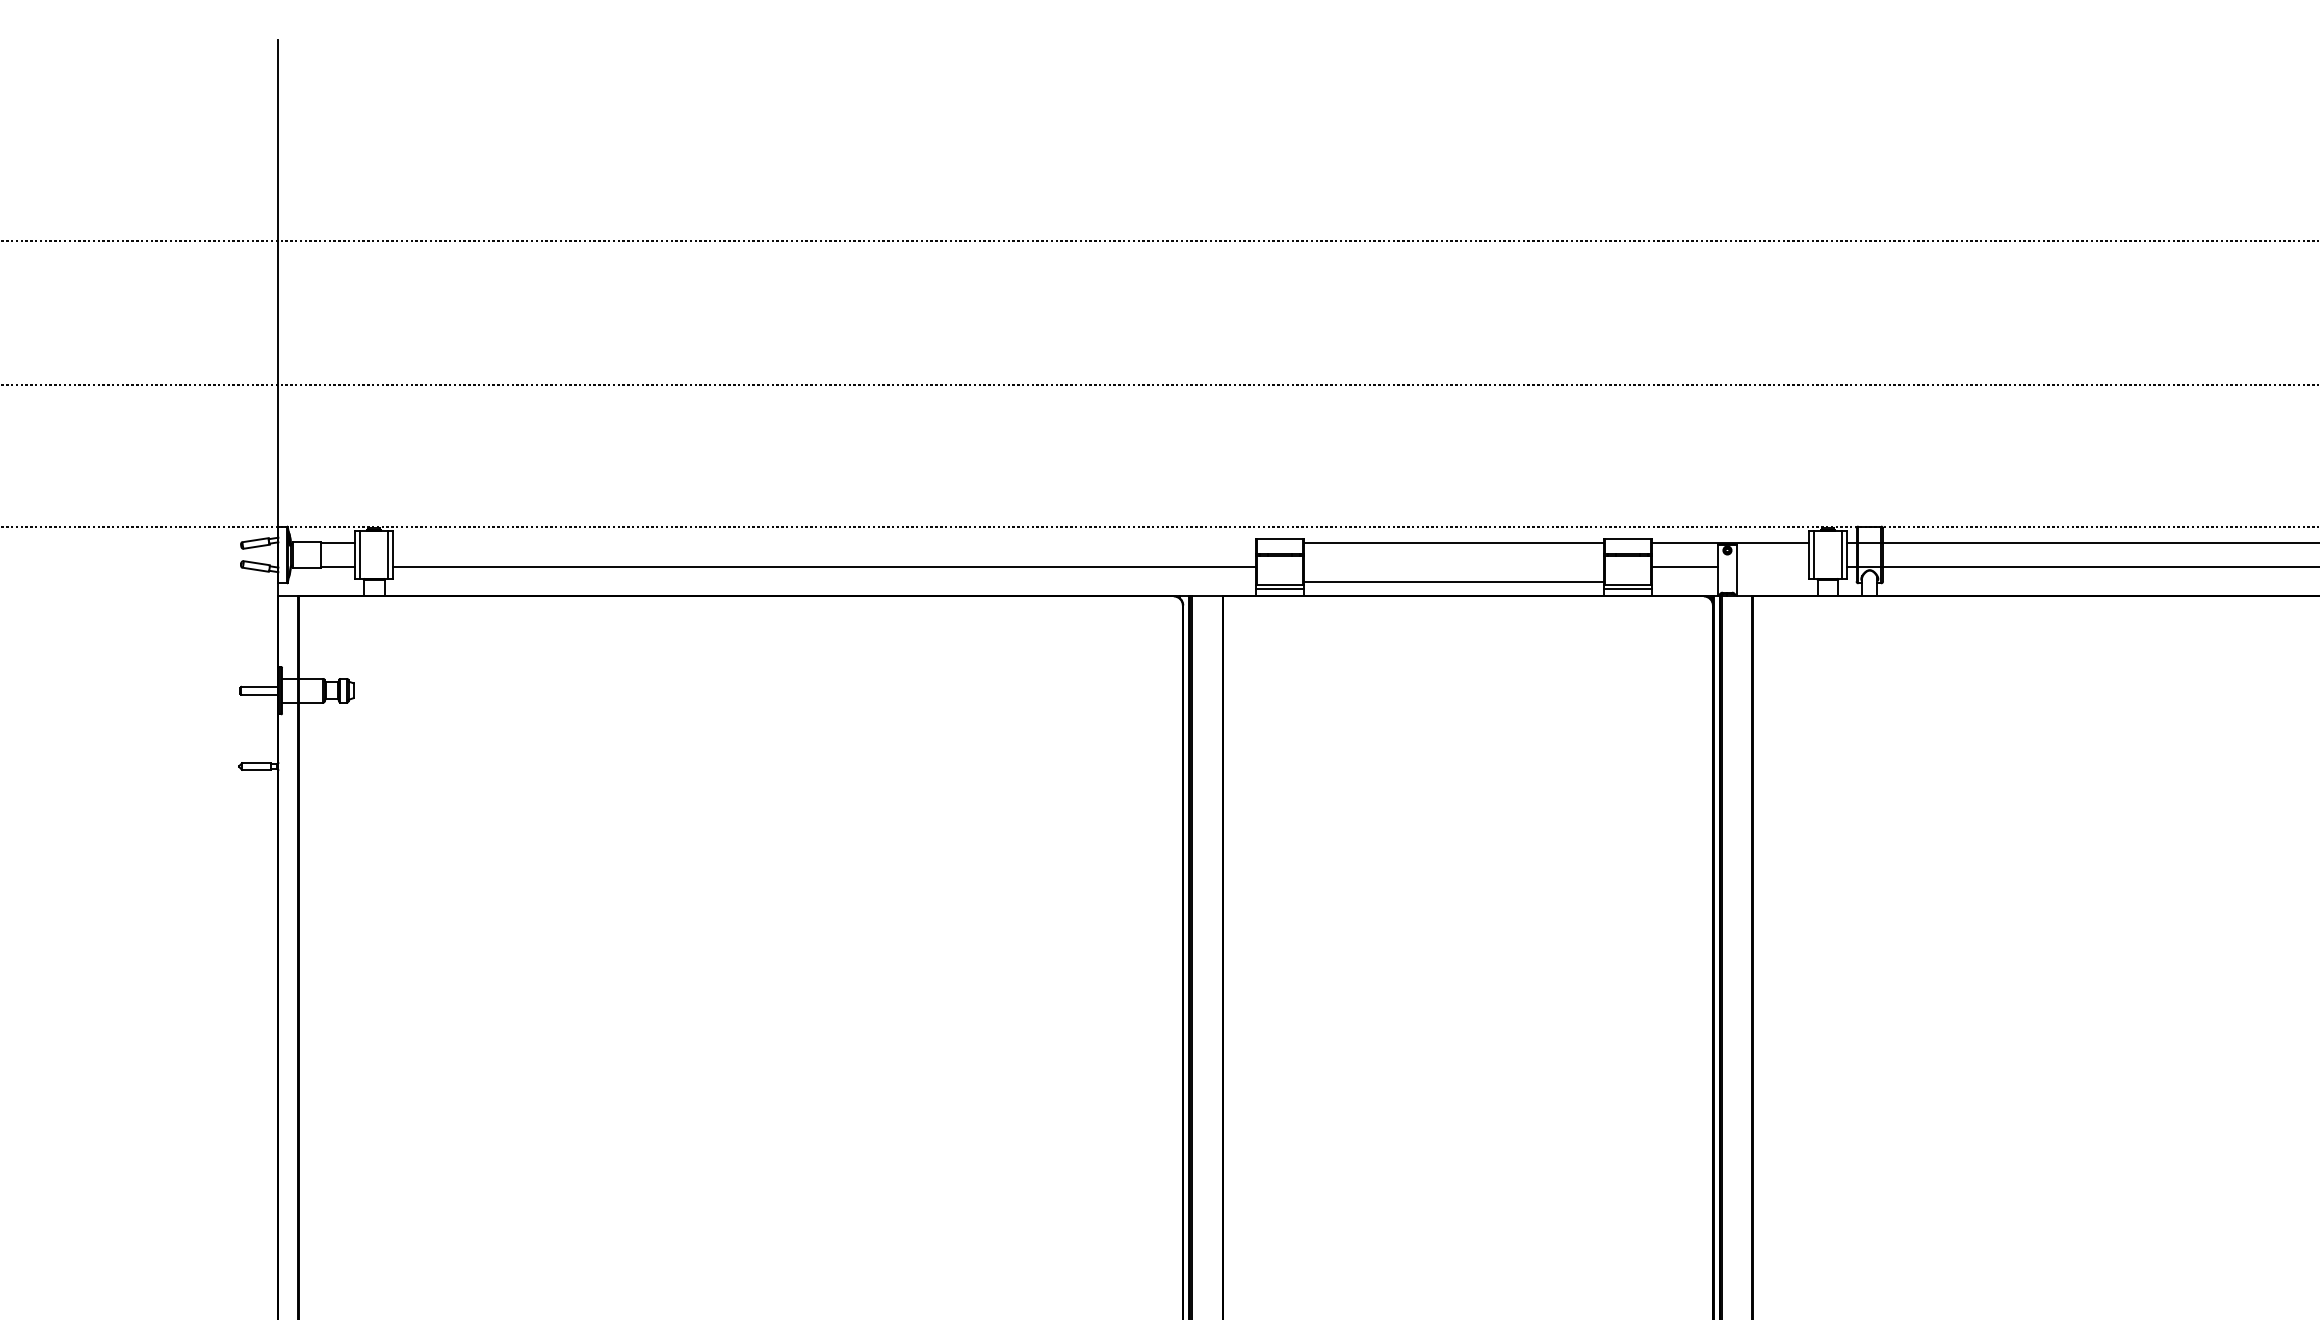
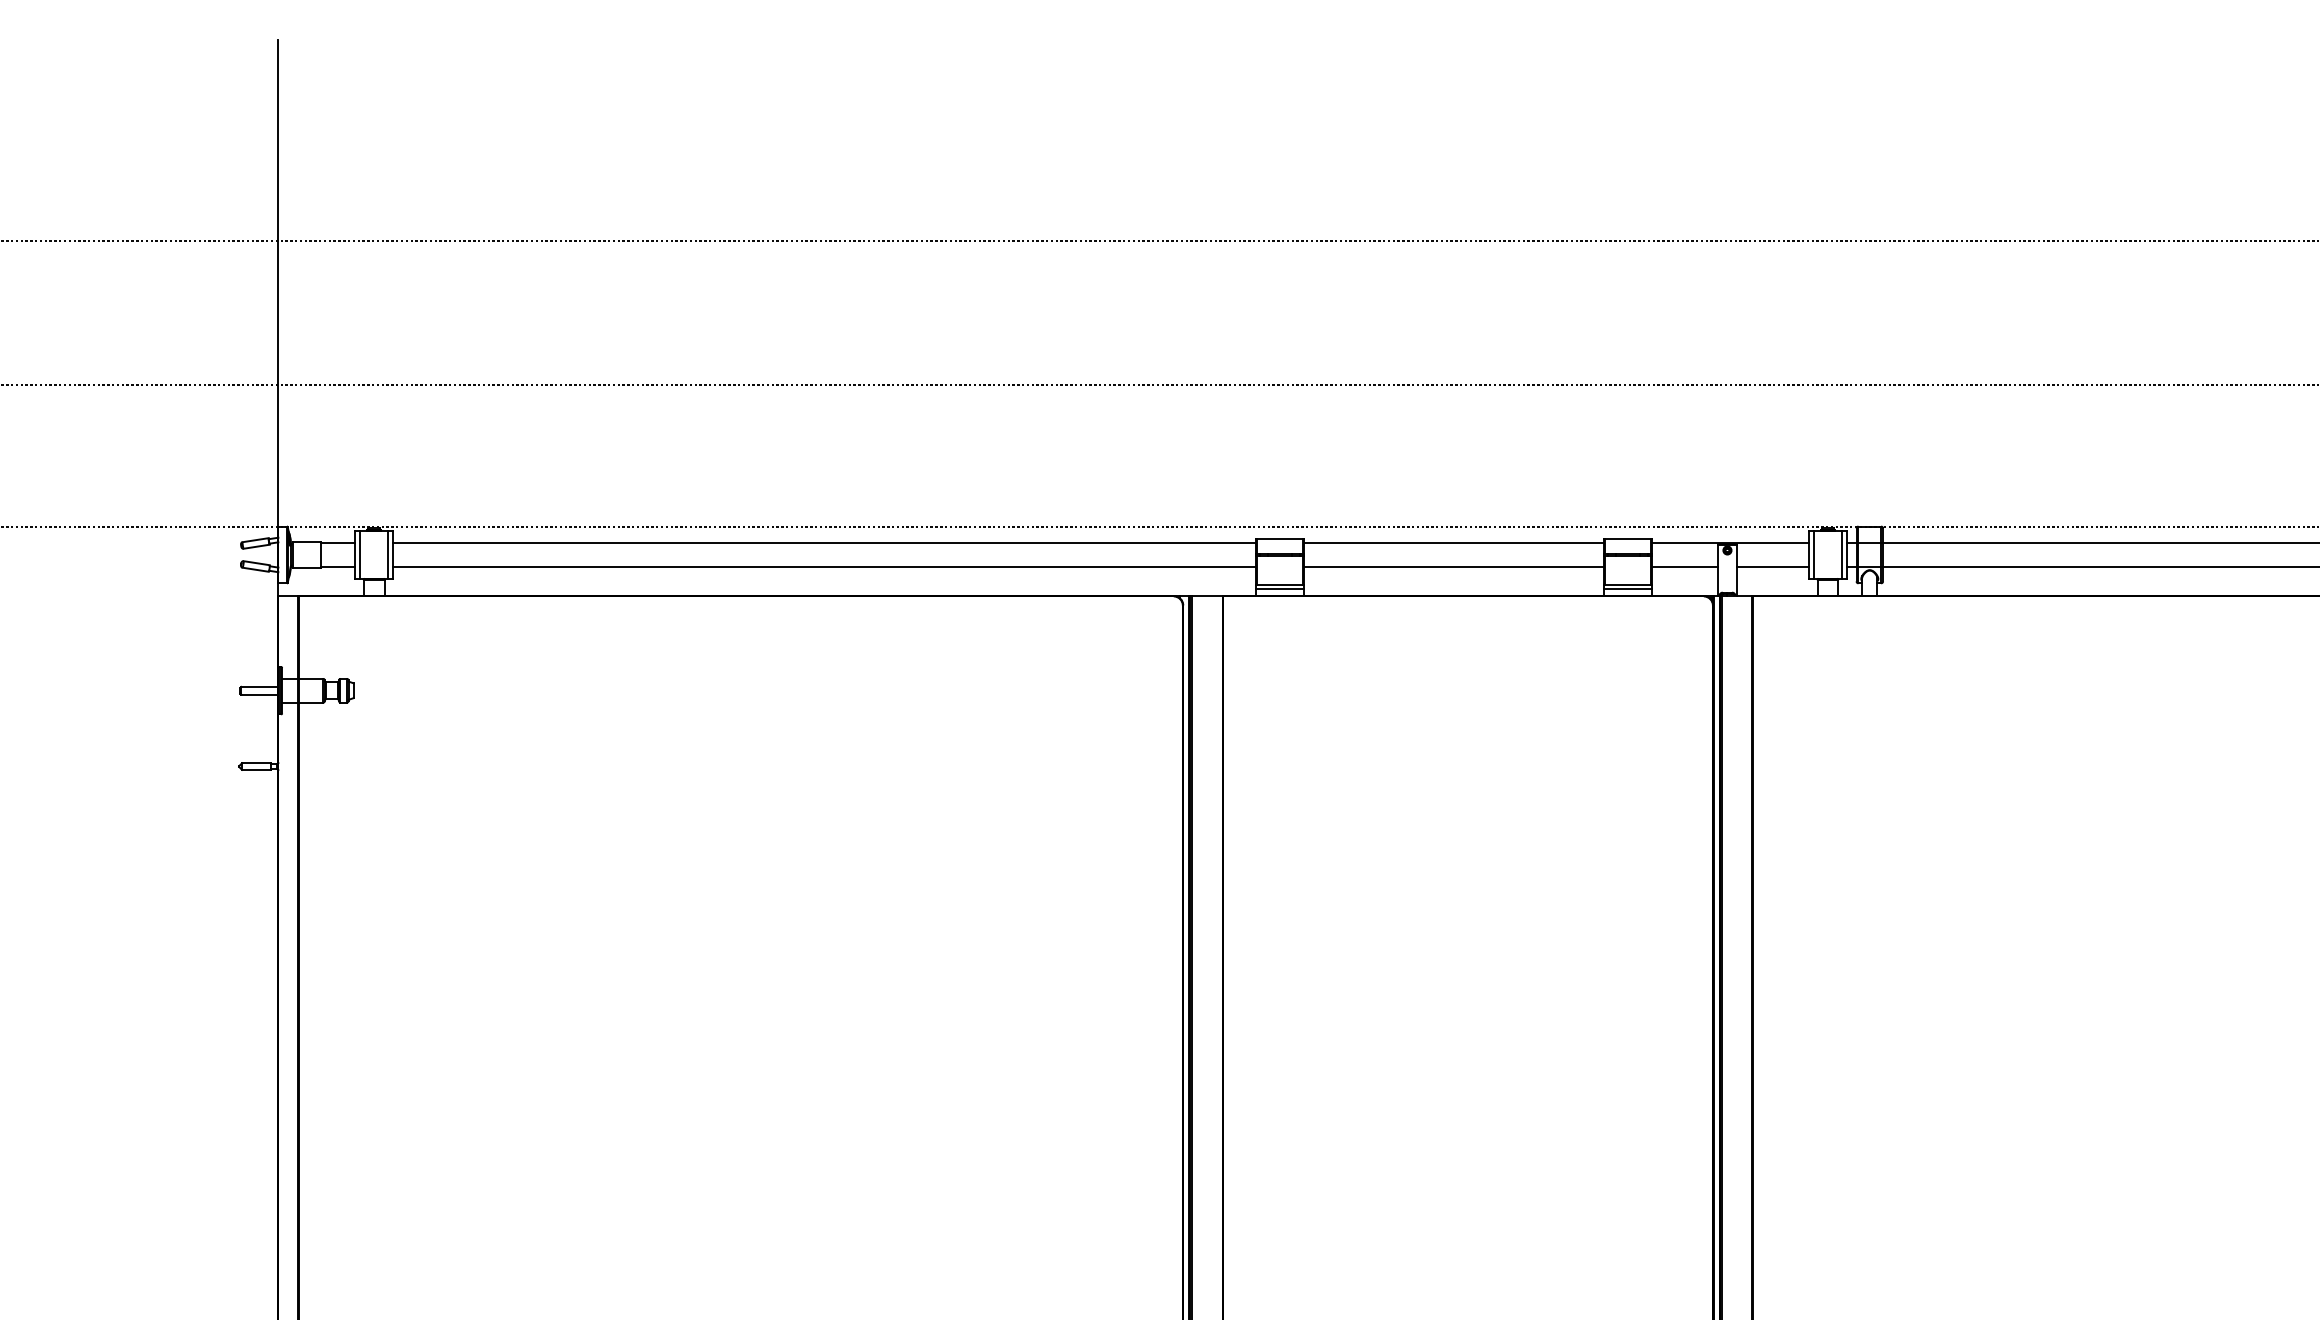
line: none -> present (824, 543)
line: none -> present (1772, 566)
line position: (1453, 581) -> (1453, 566) (1453, 566)
